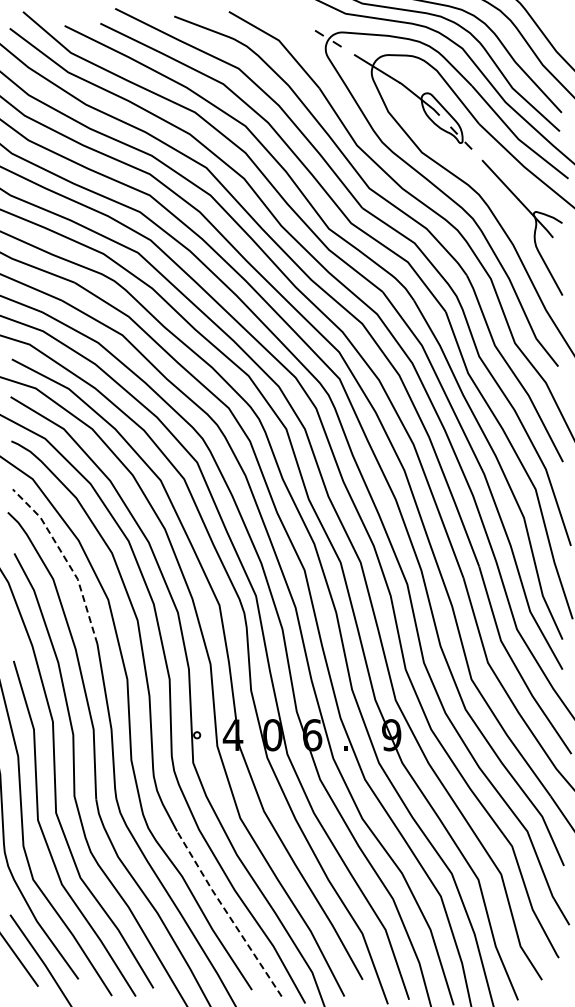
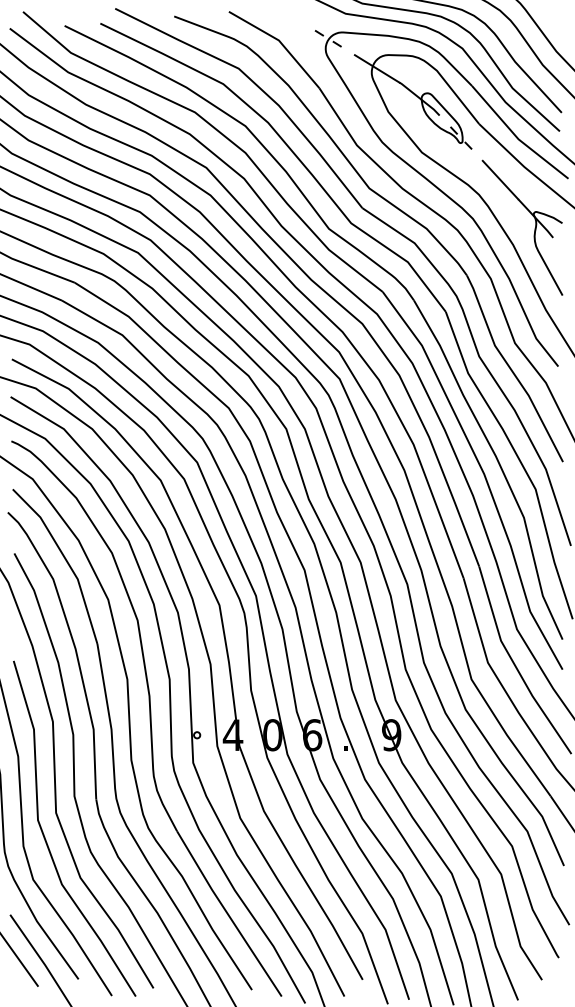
line: dashed -> solid (66, 559)
line: dashed -> solid (227, 914)
